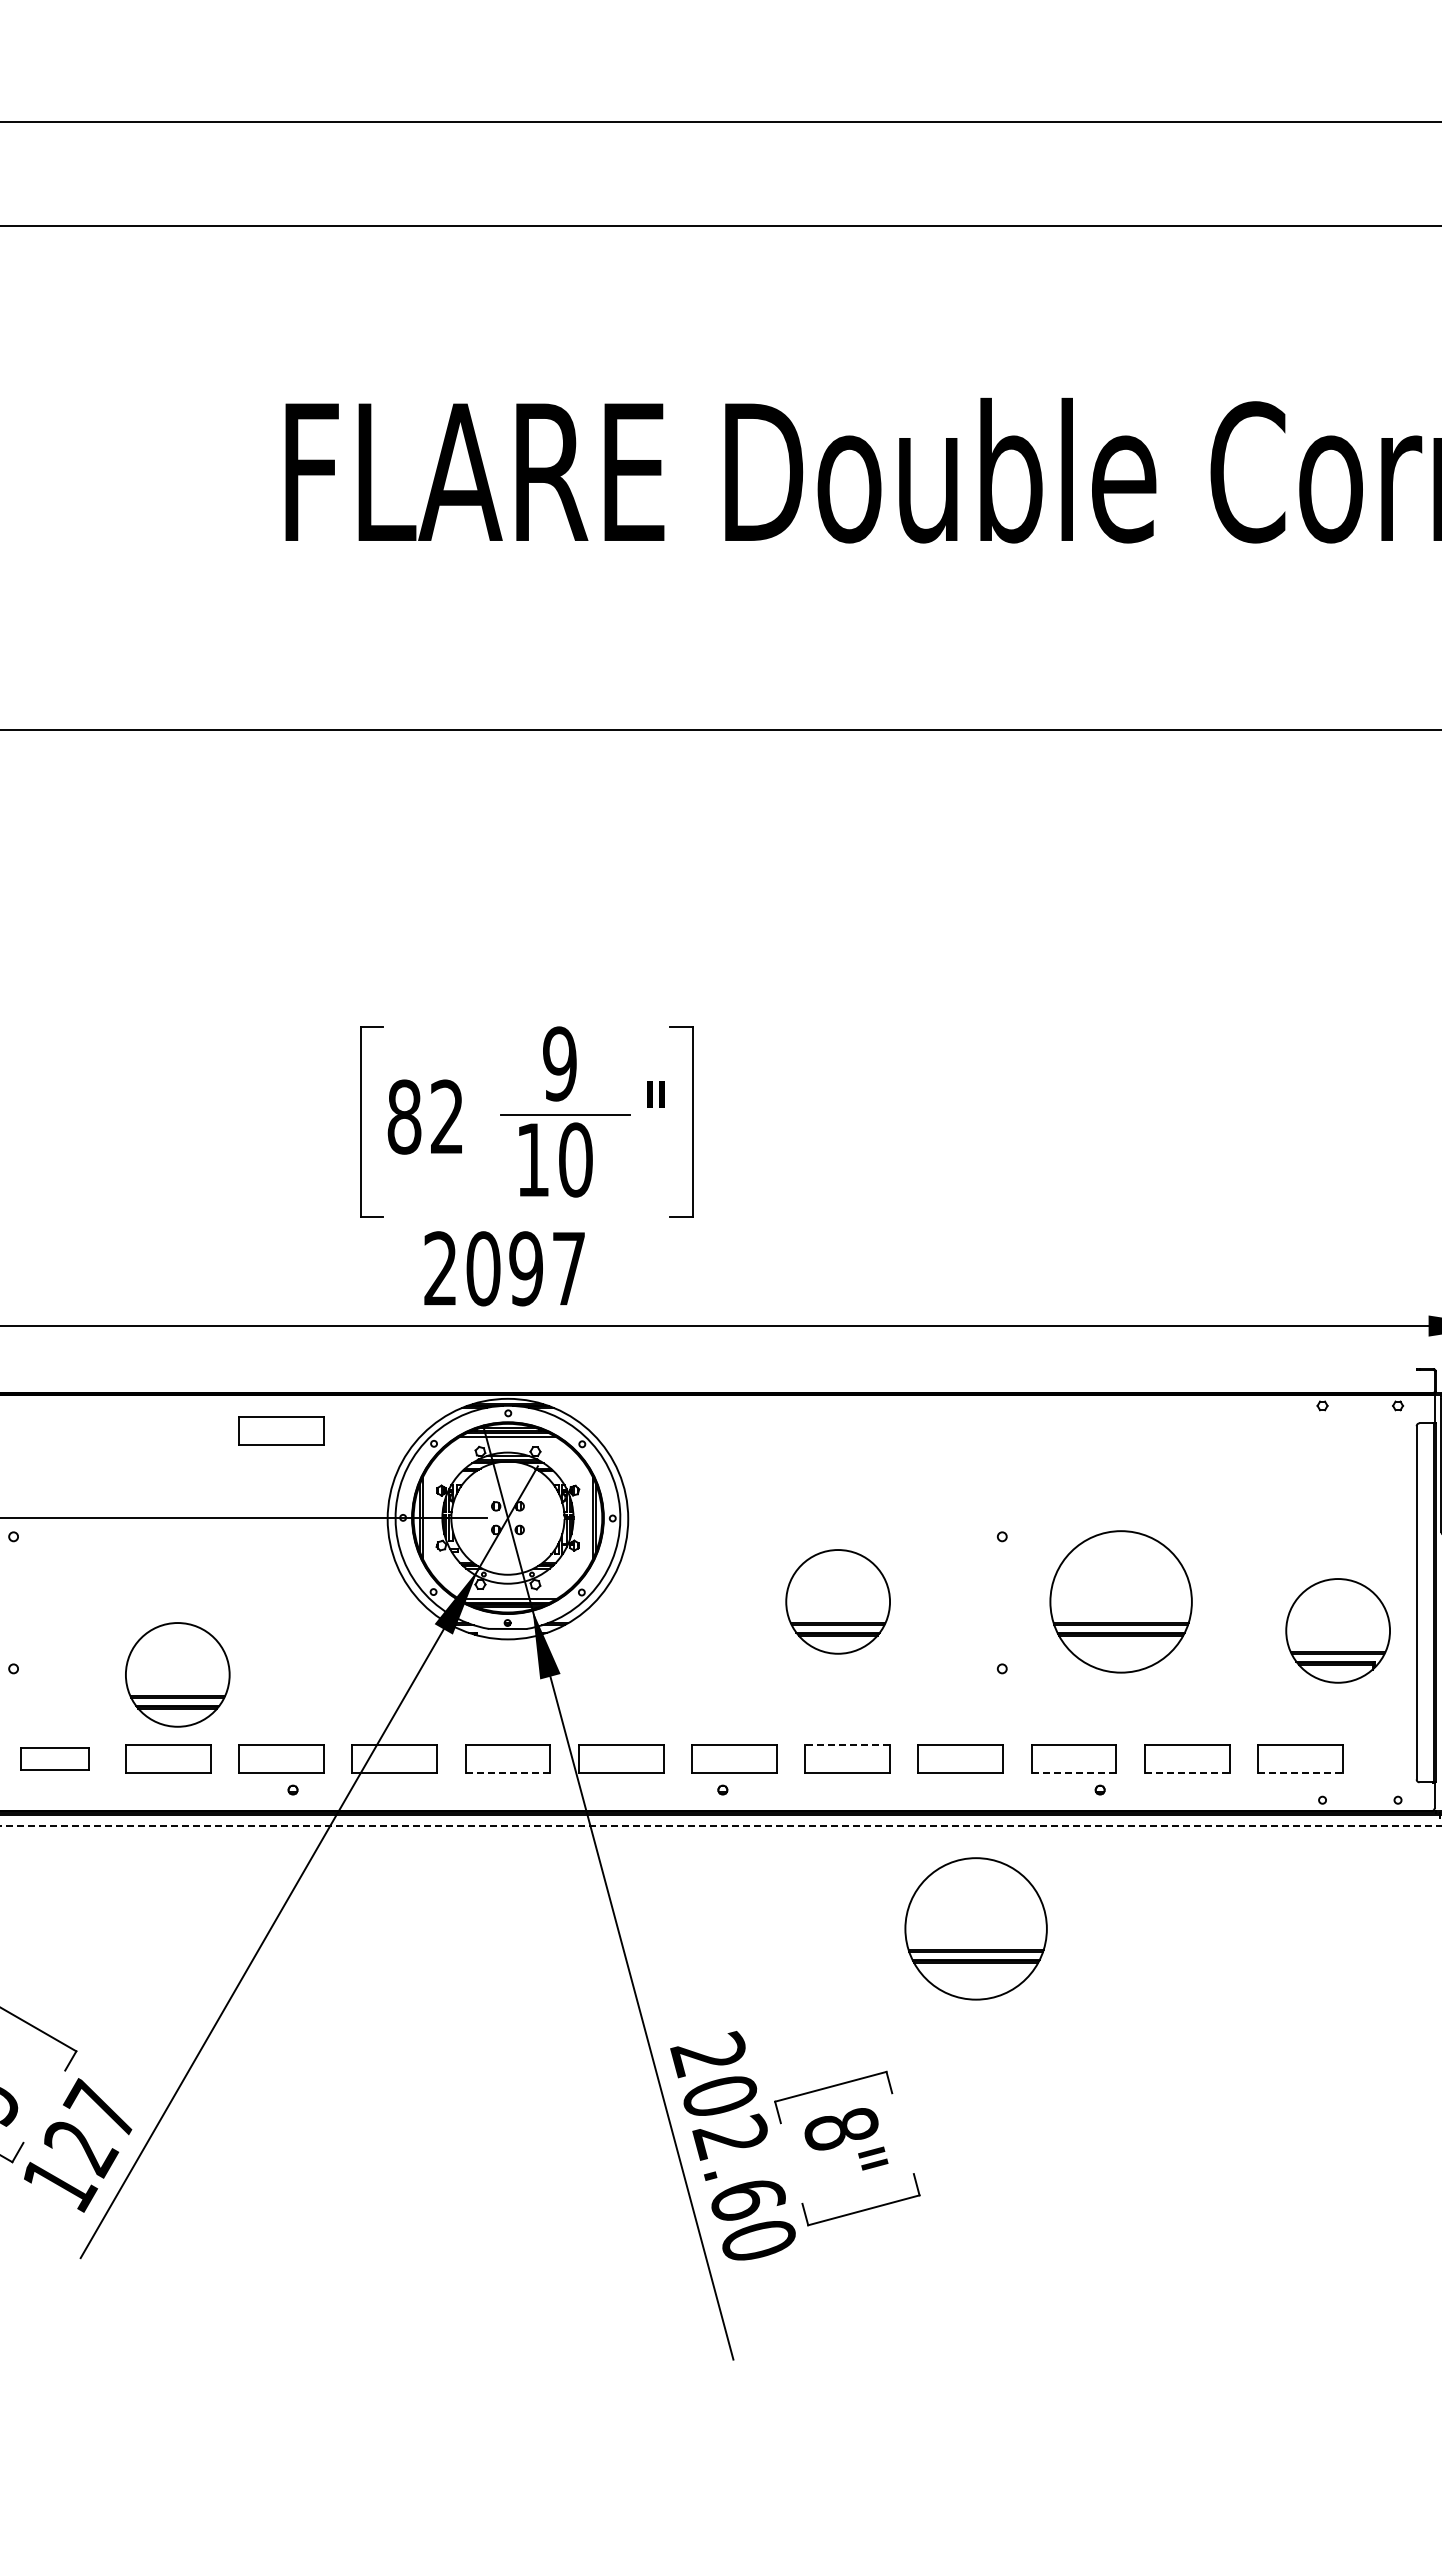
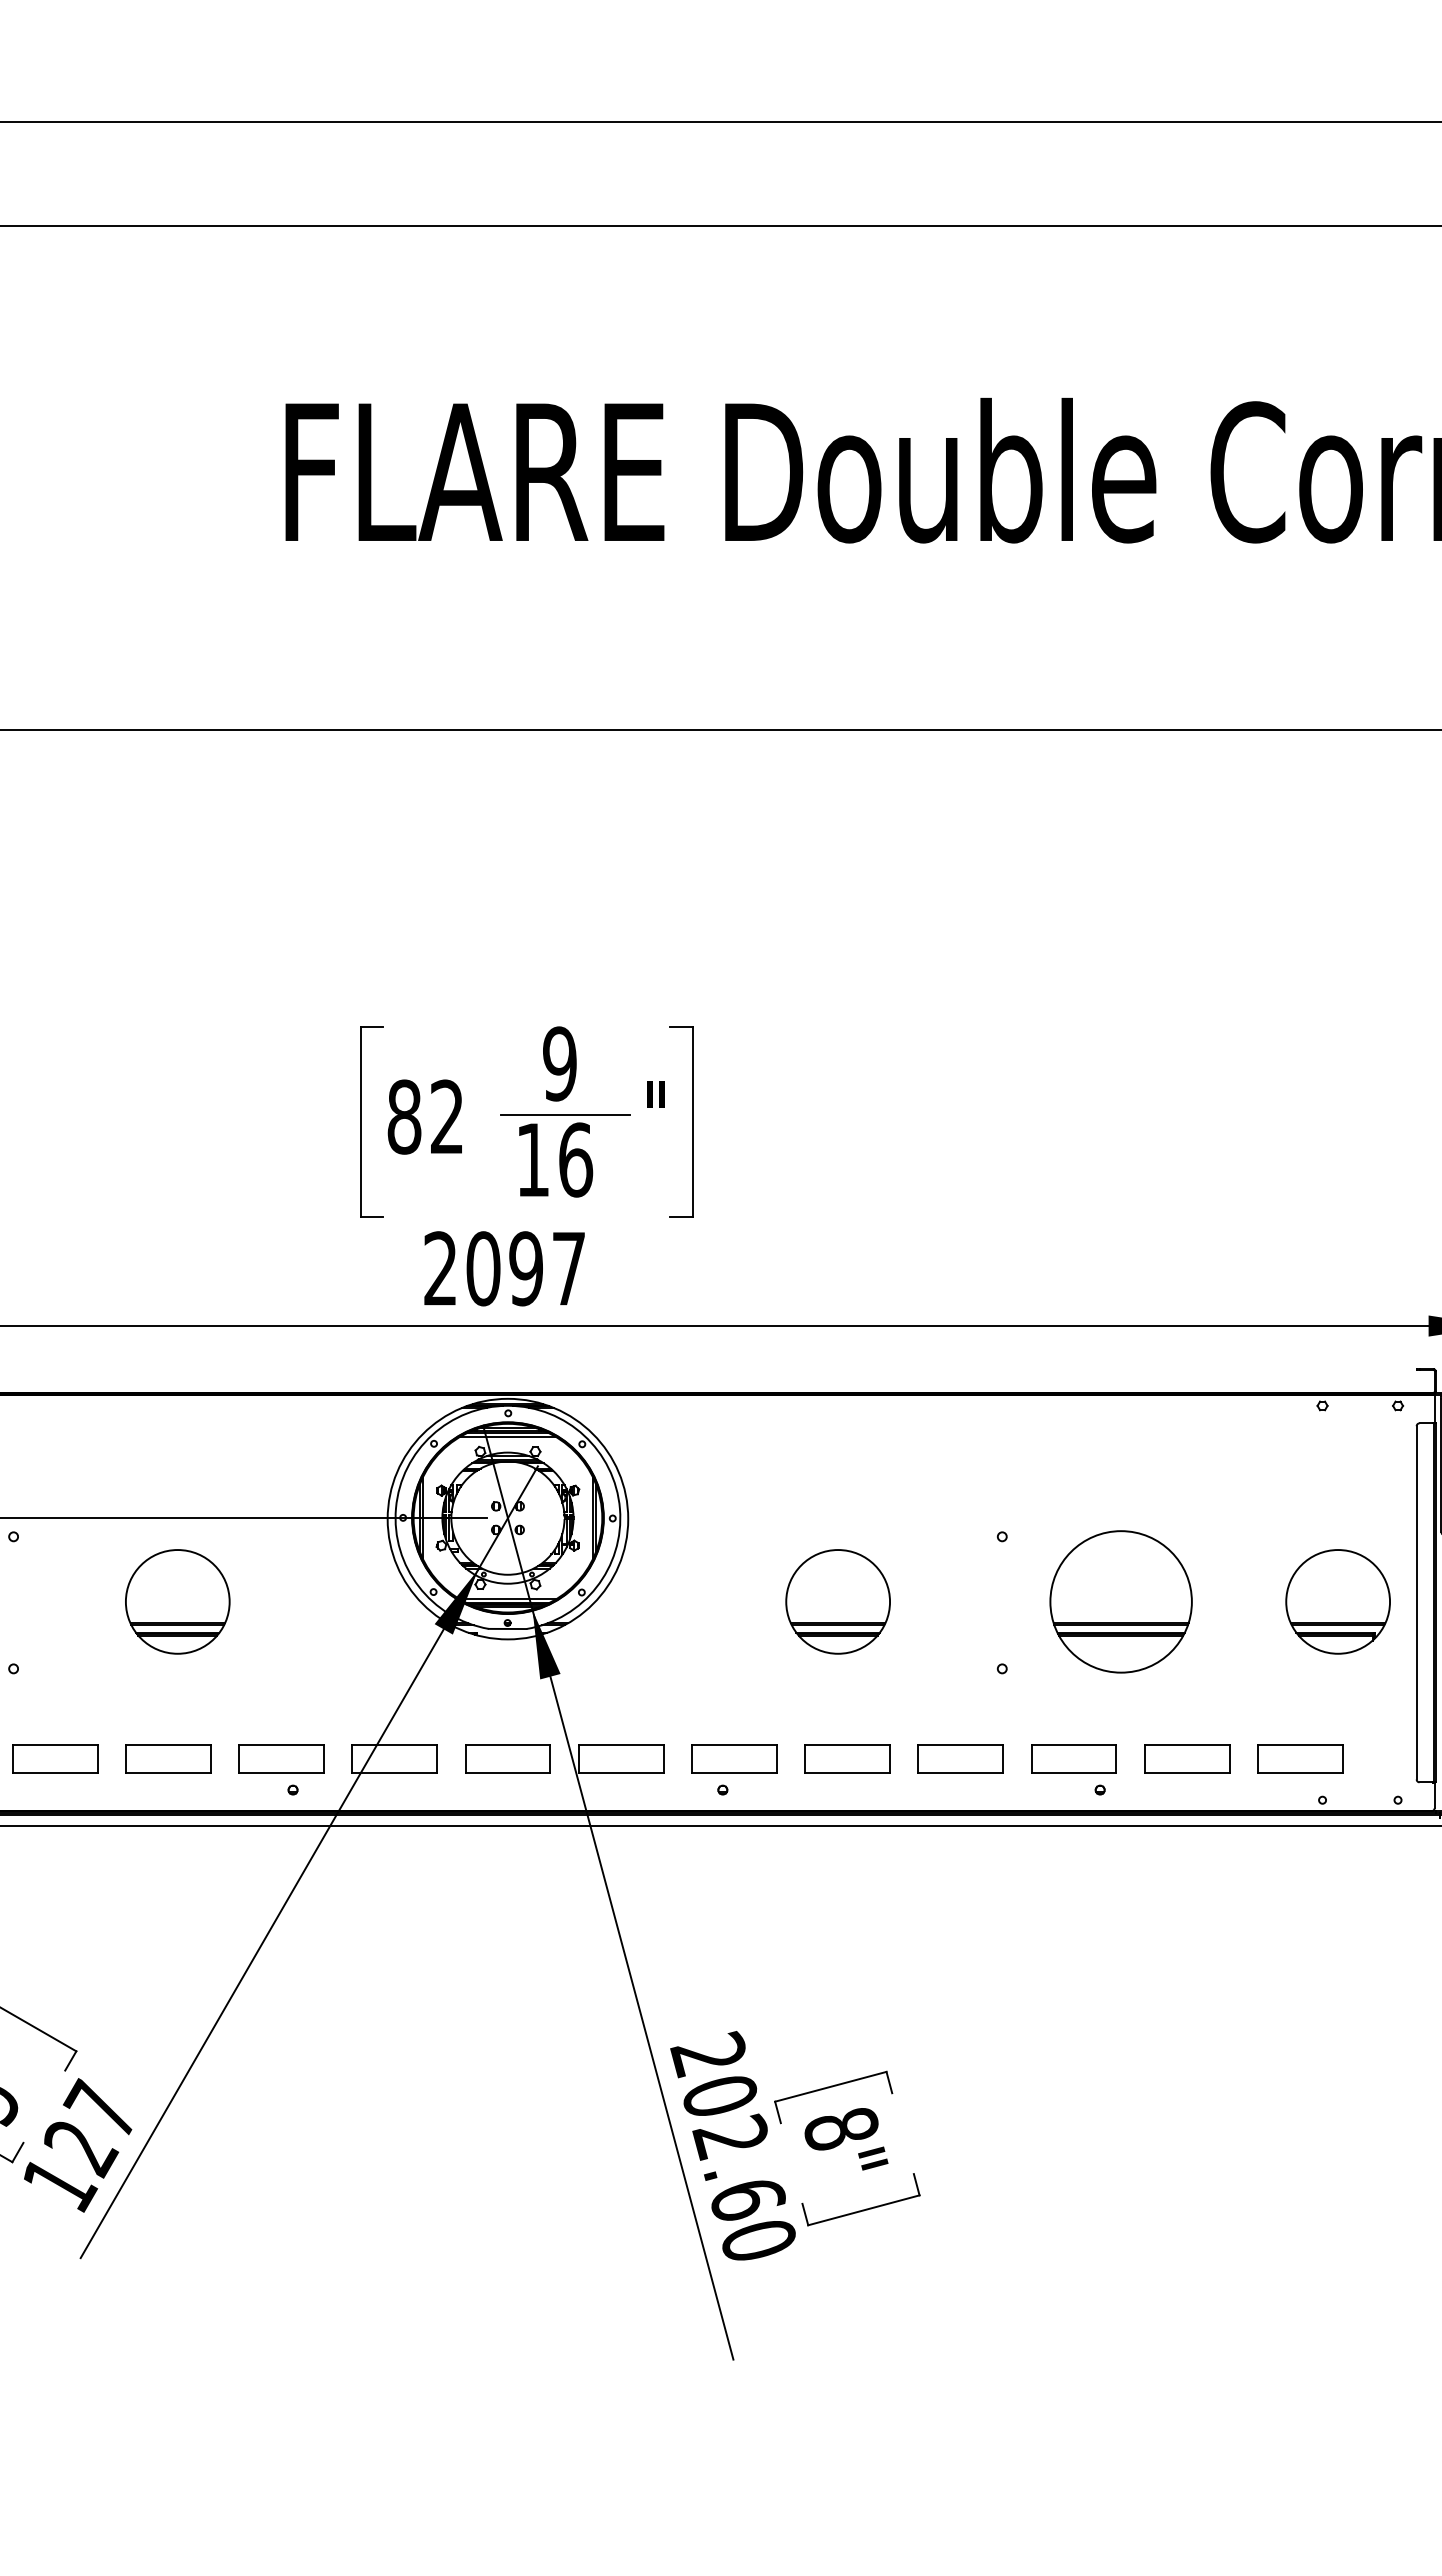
text: 10 -> 16 (576, 1159)
part: present -> none (281, 1430)
part position: (1337, 1630) -> (1337, 1601) (1337, 1601)
part position: (177, 1674) -> (177, 1601) (177, 1601)
line: dashed -> solid (847, 1745)
part size: 70x24 px -> 87x30 px (55, 1758)
line: dashed -> solid (508, 1773)
line: dashed -> solid (1074, 1773)
line: dashed -> solid (1187, 1773)
line: dashed -> solid (1300, 1773)
line: dashed -> solid (720, 1825)
part: present -> none (975, 1928)
